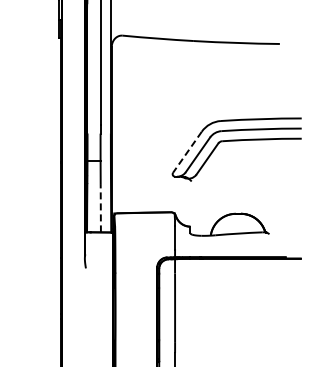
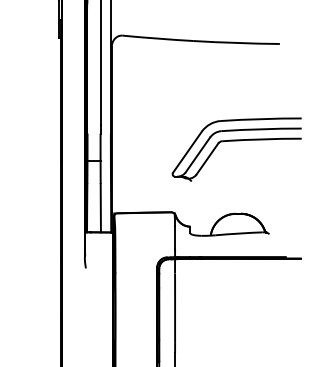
line: dashed -> solid (187, 152)
line: dashed -> solid (100, 207)
